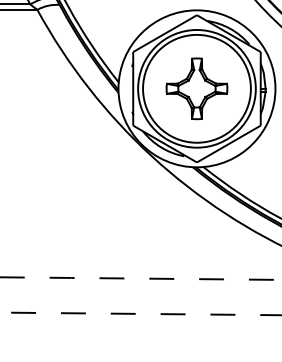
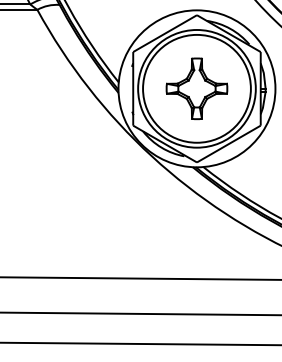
line: dashed -> solid (140, 278)
line: dashed -> solid (141, 313)
line: none -> present (140, 343)
